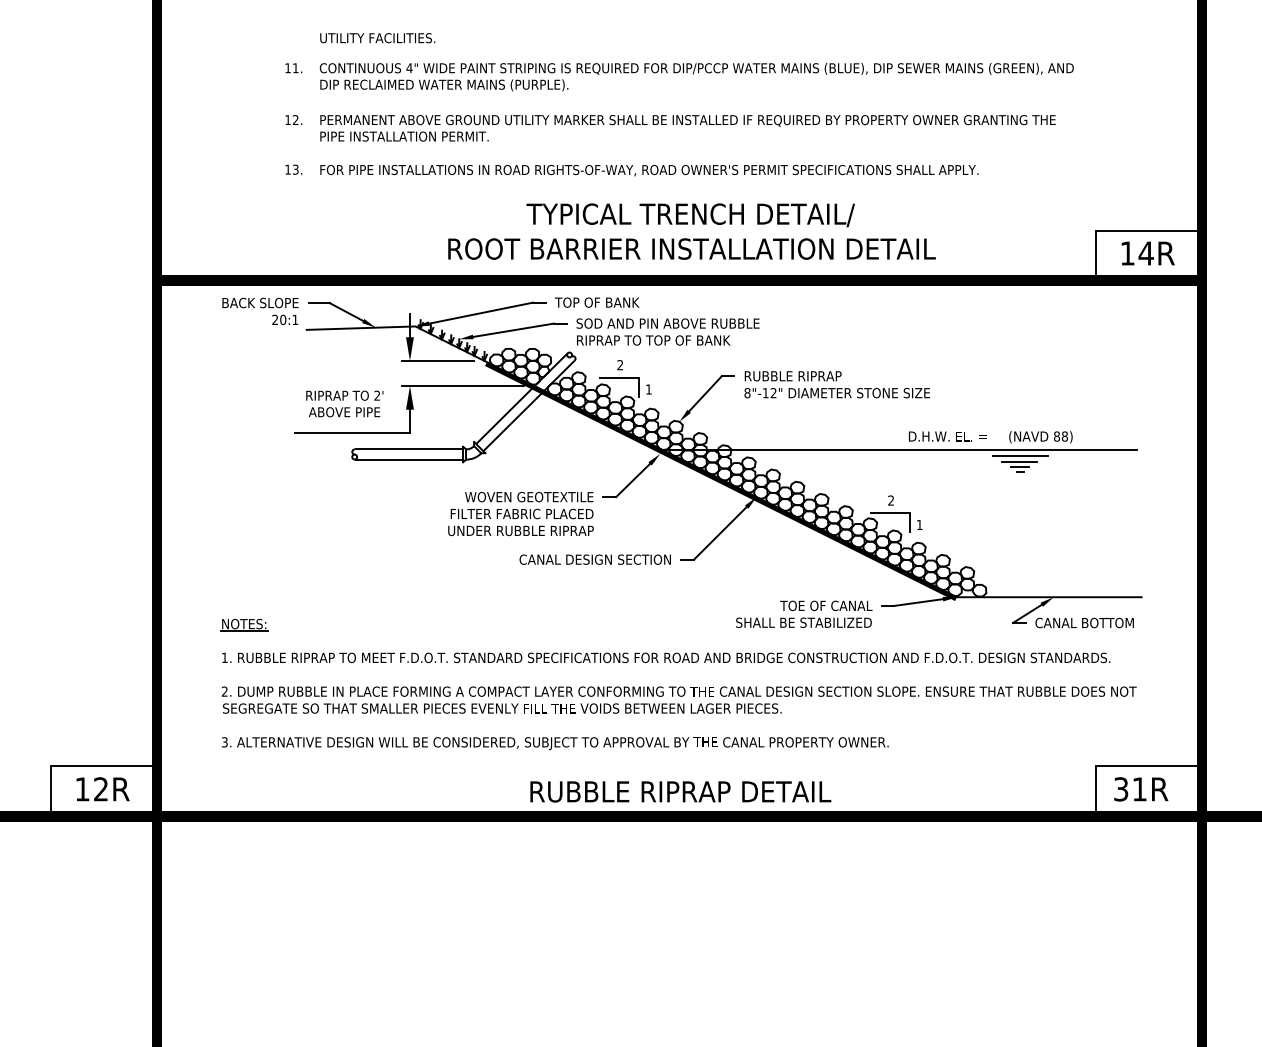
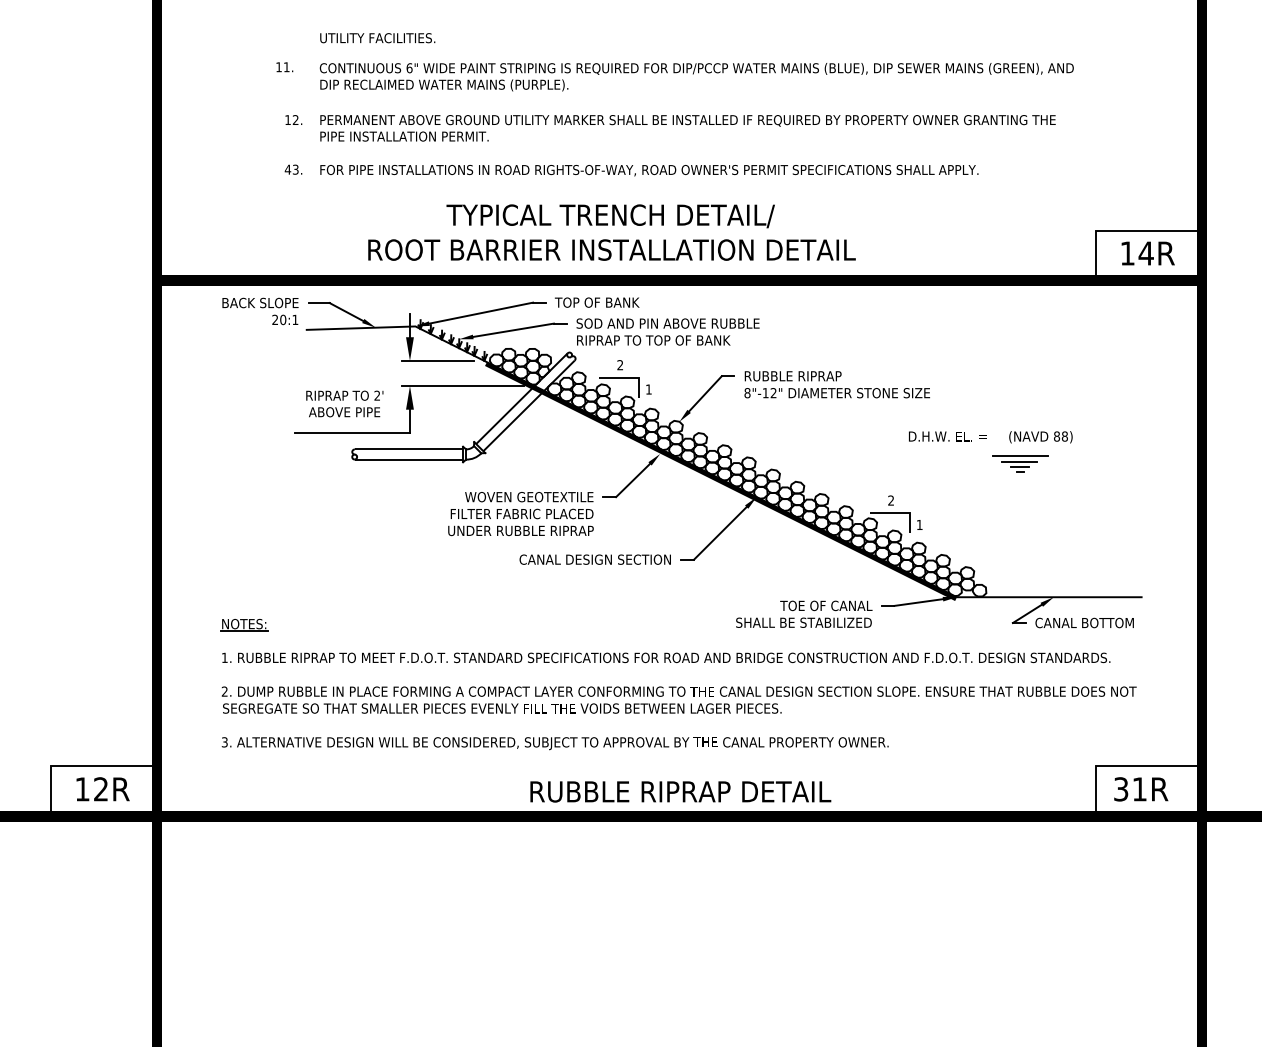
text position: (293, 68) -> (284, 67) (284, 67)
text: 4" -> 6" (409, 68)
text: 13. -> 43. (287, 169)
text position: (691, 231) -> (611, 232) (611, 232)
line: present -> none (900, 450)
